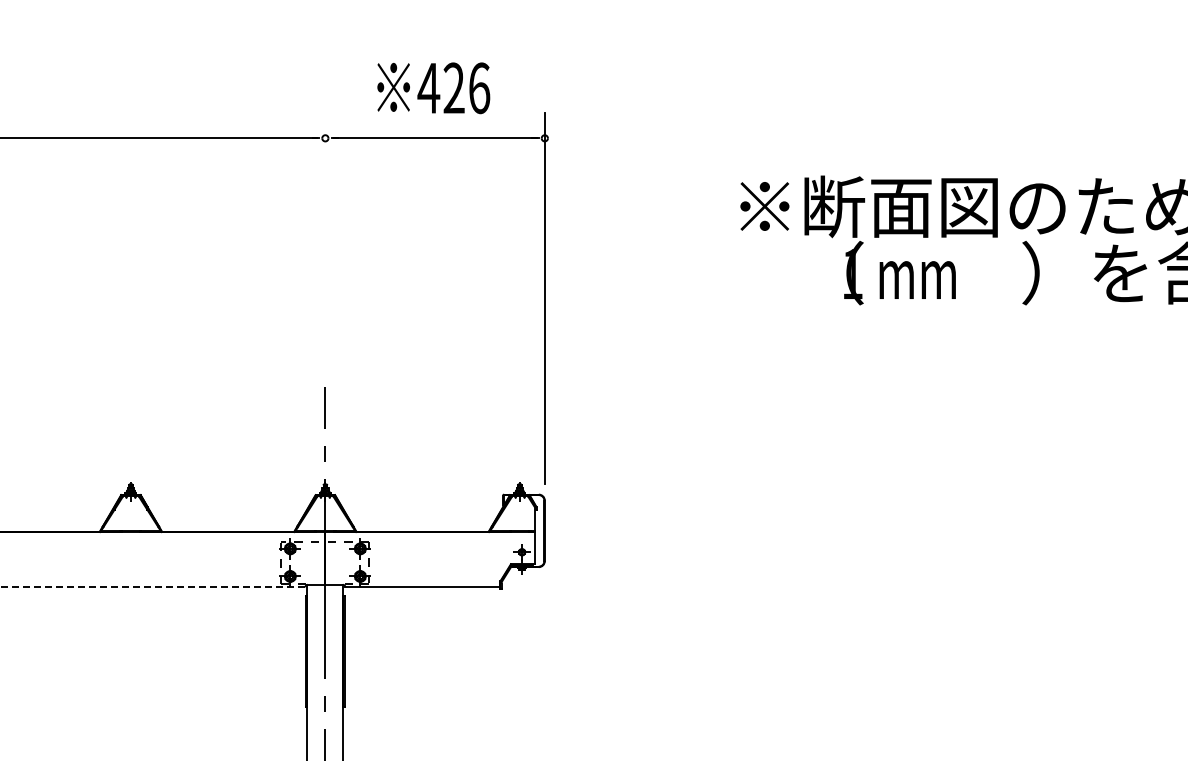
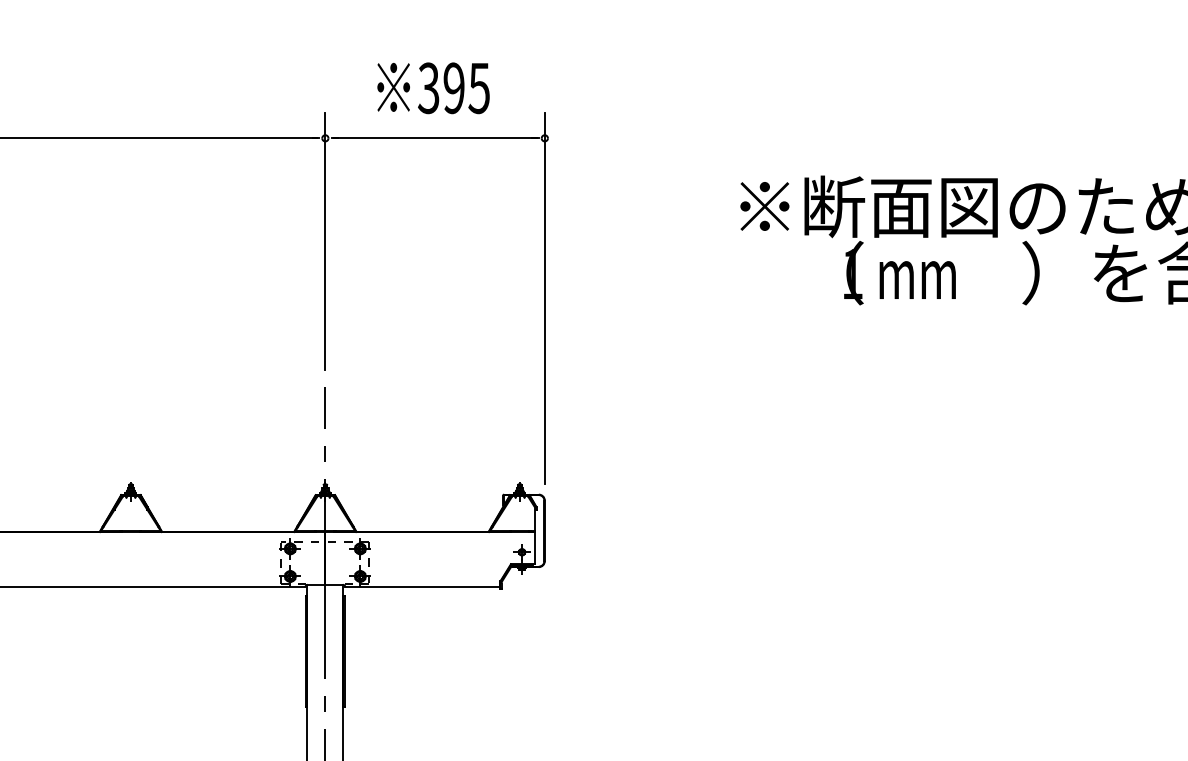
text: 426 -> 395 (453, 88)
line: none -> present (325, 241)
line: dashed -> solid (152, 587)
